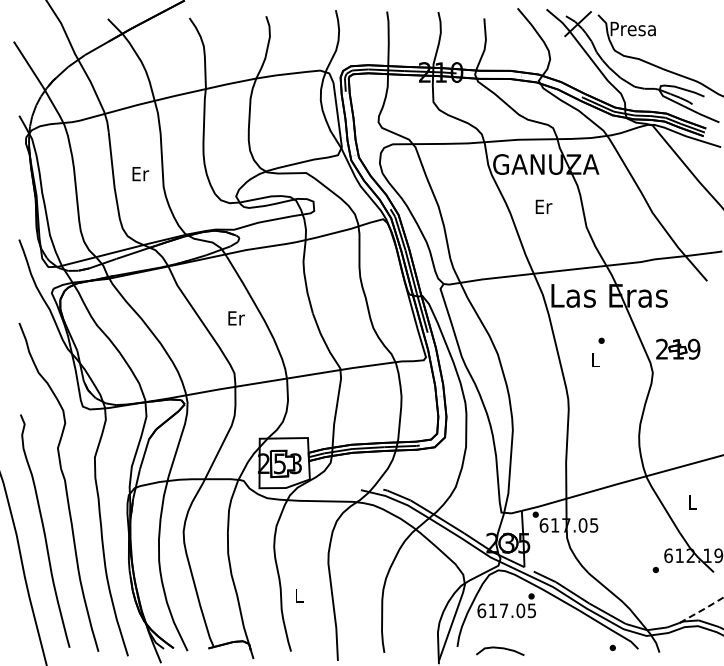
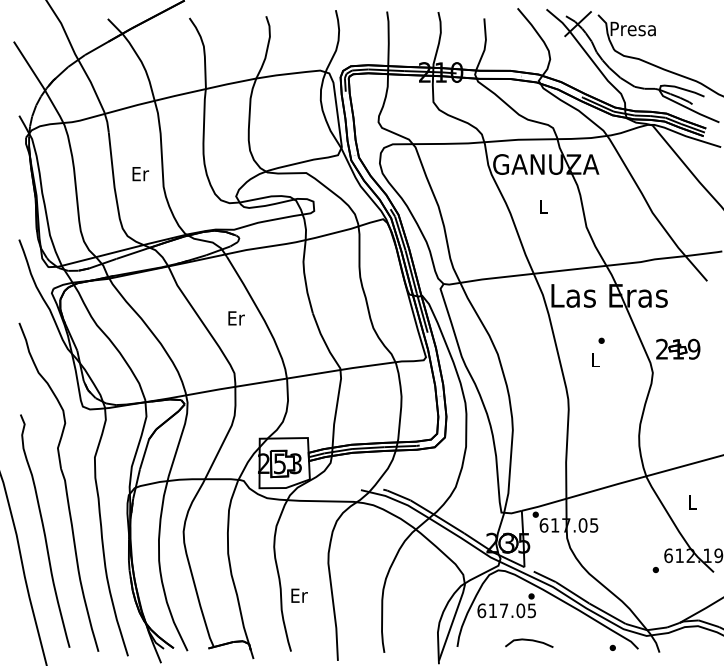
text: Er -> L (543, 206)
text: L -> Er (299, 595)
line: dashed -> solid (702, 609)
curve position: (501, 649) -> (530, 641) (530, 641)
